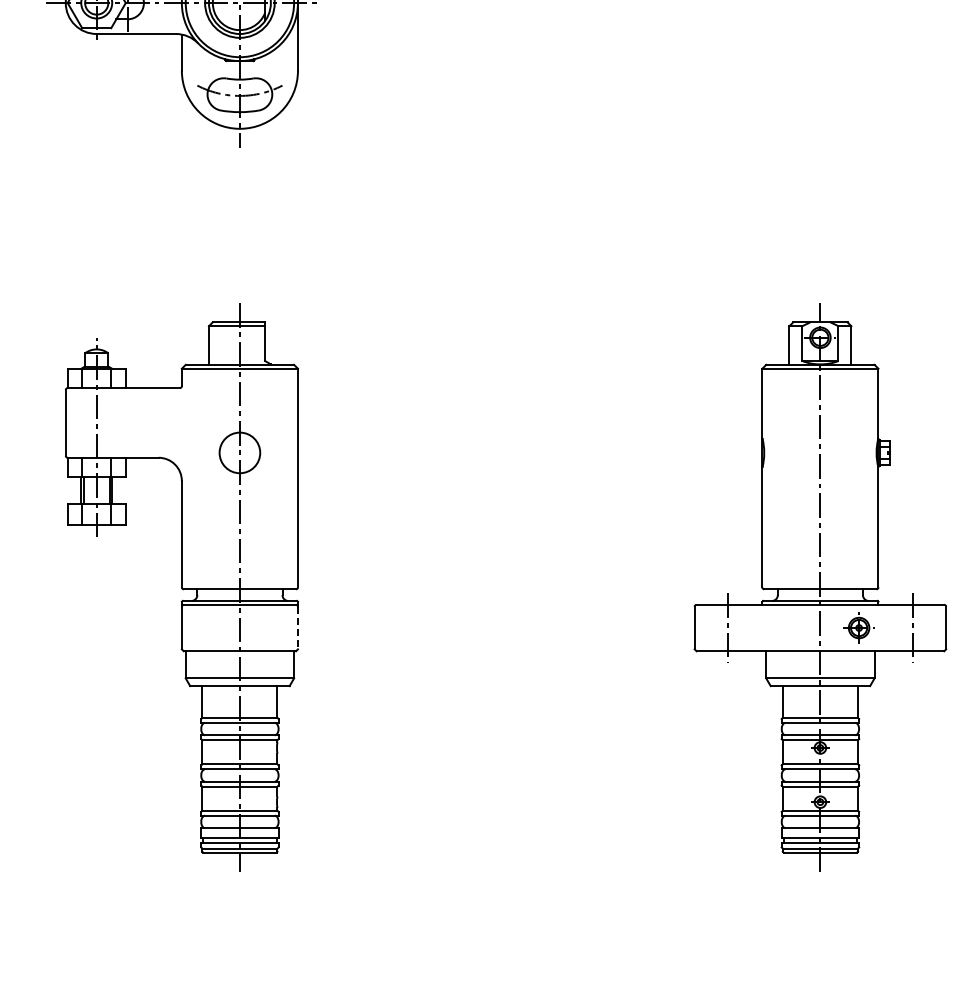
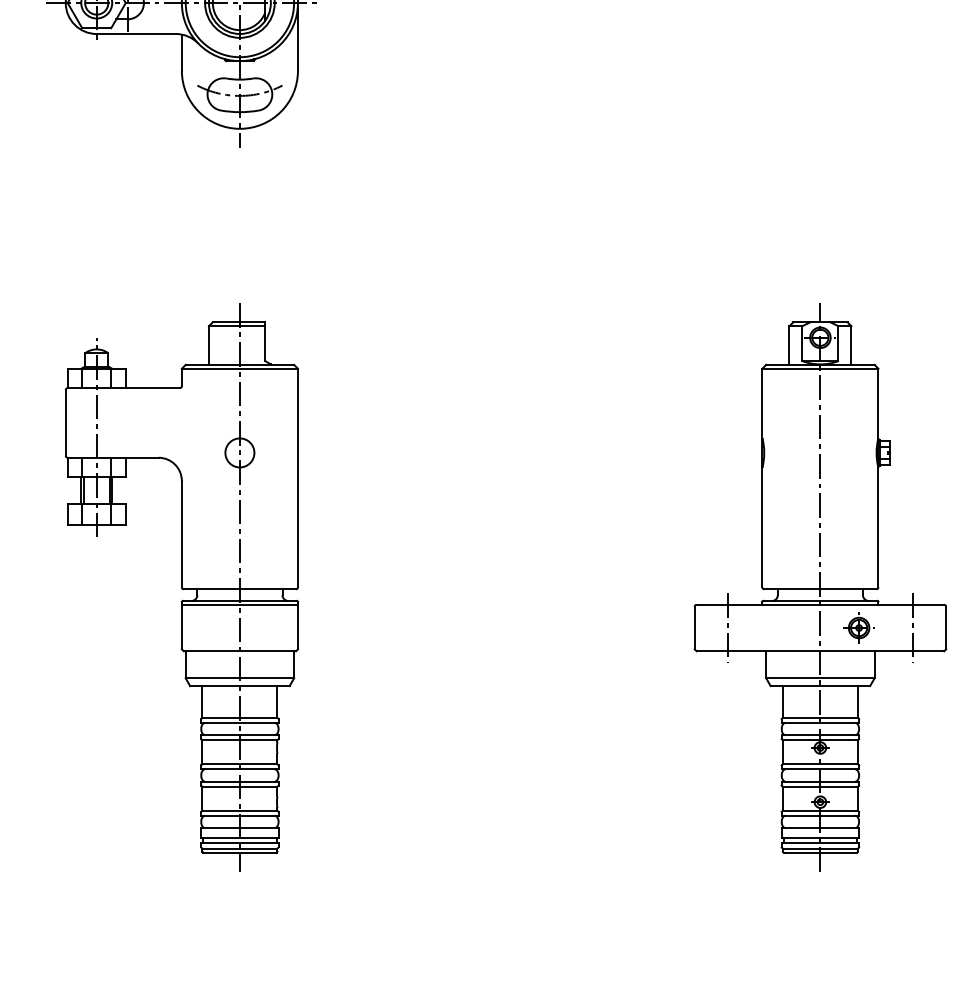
circle diameter: 41 px -> 29 px (239, 452)
line: dashed -> solid (297, 628)
